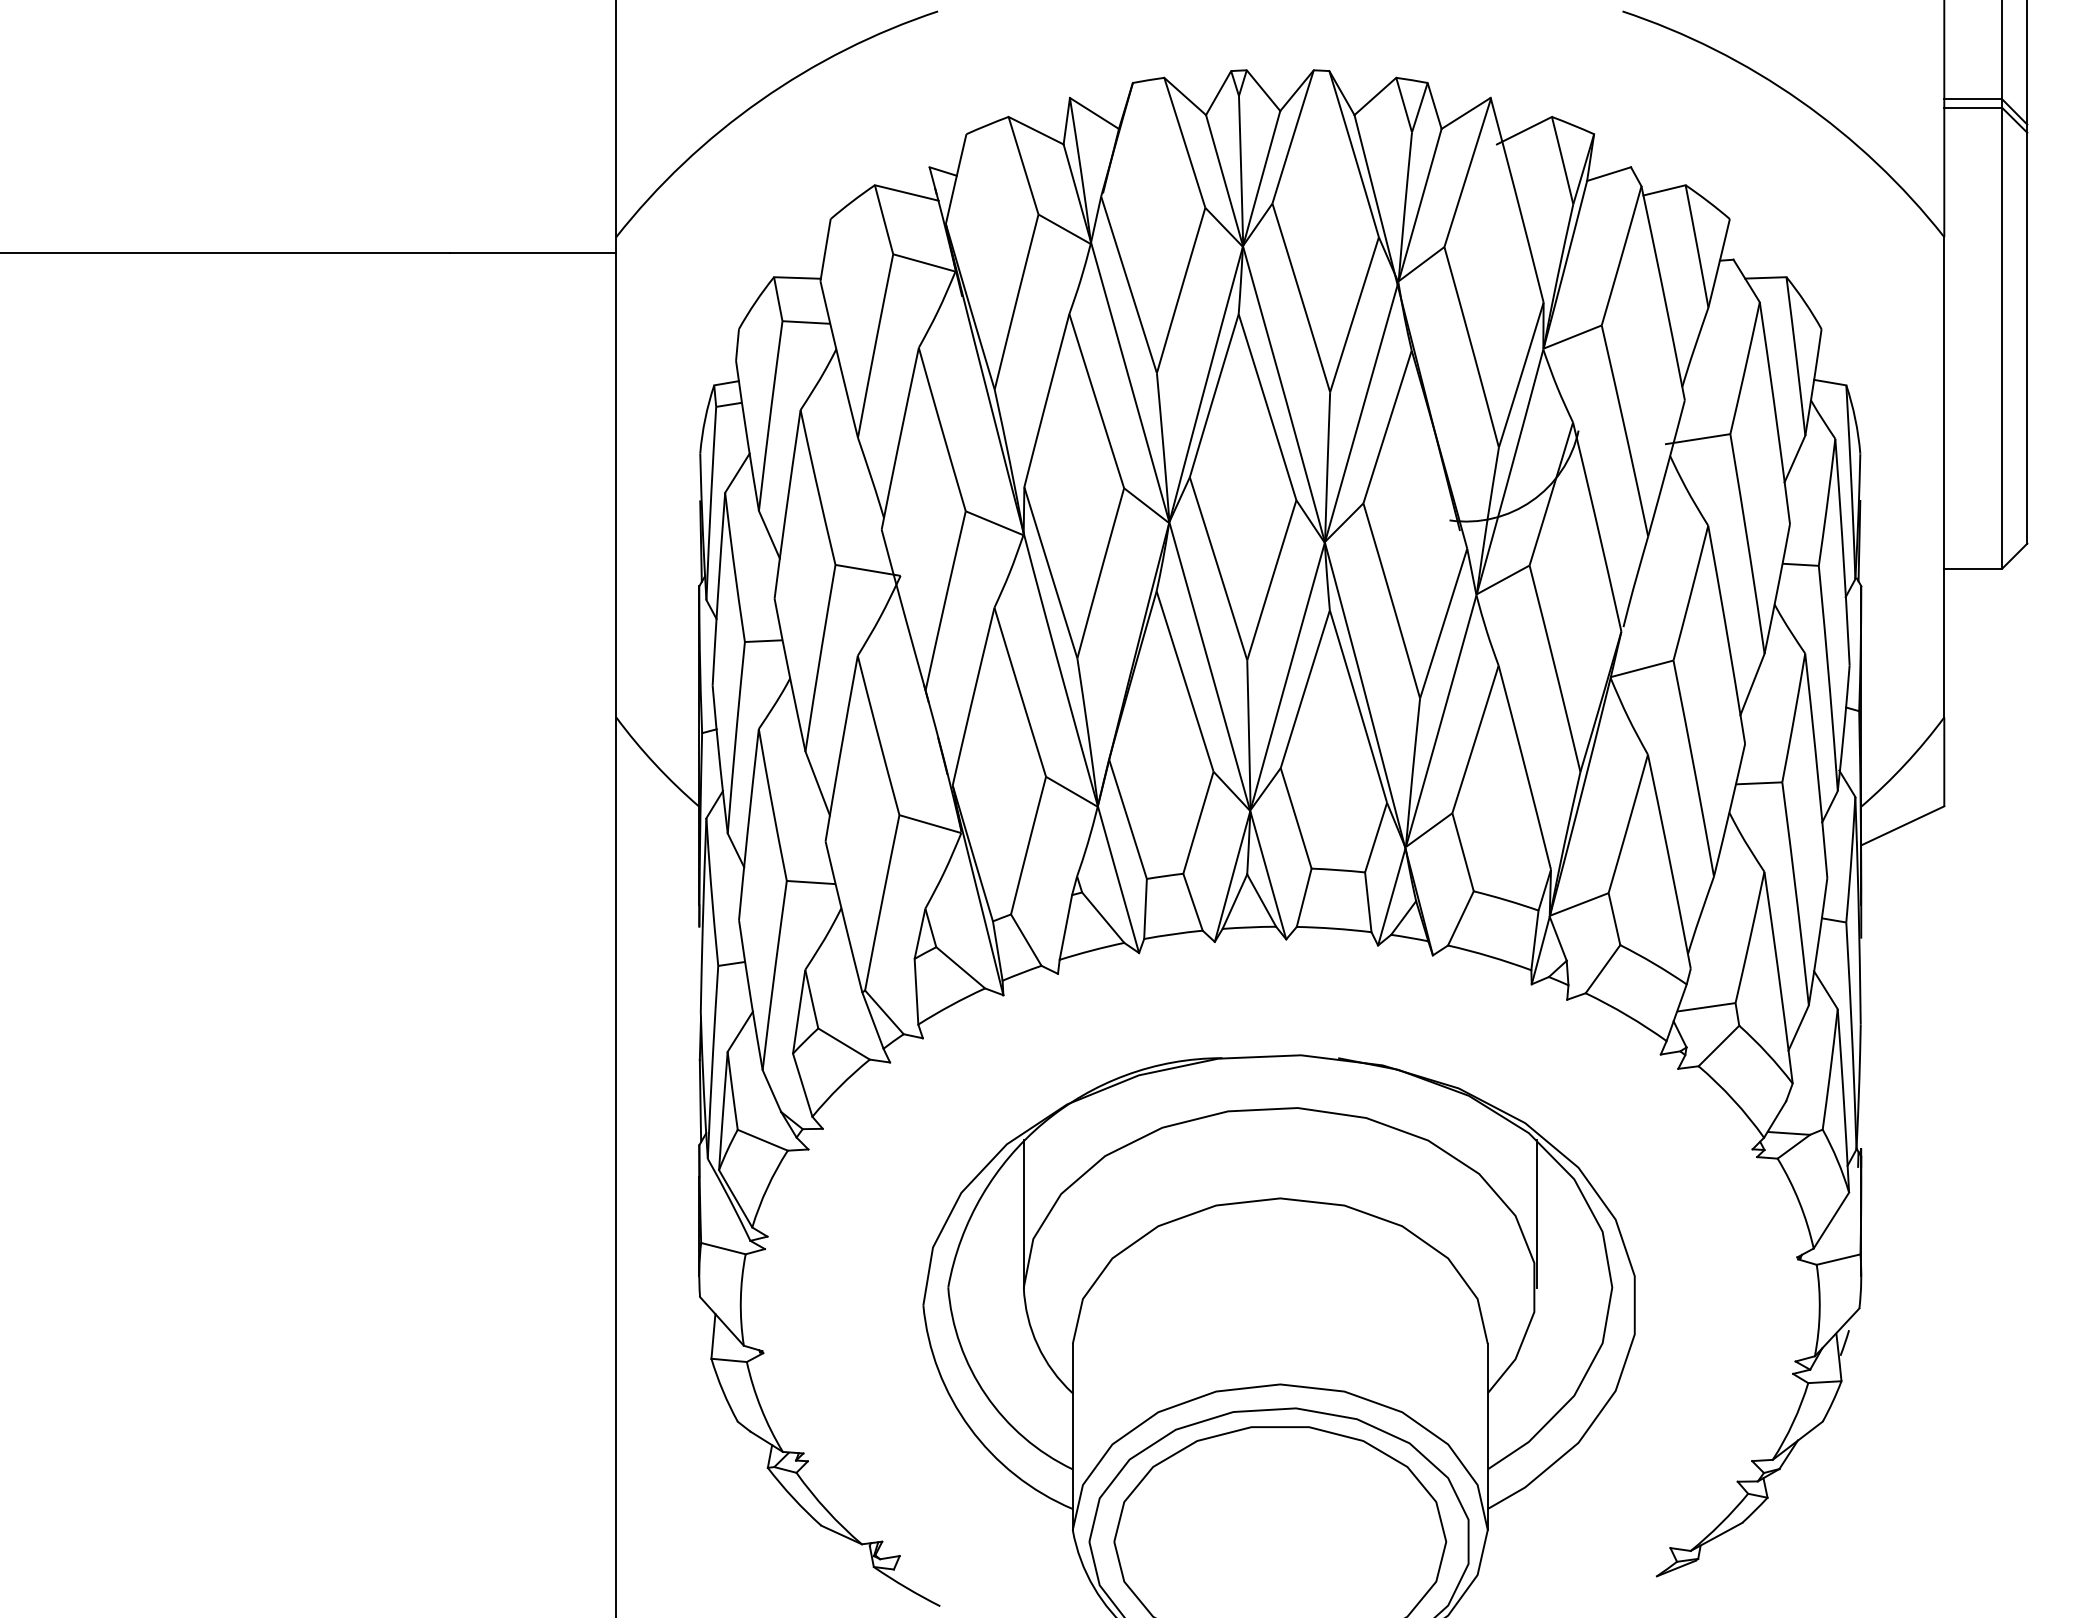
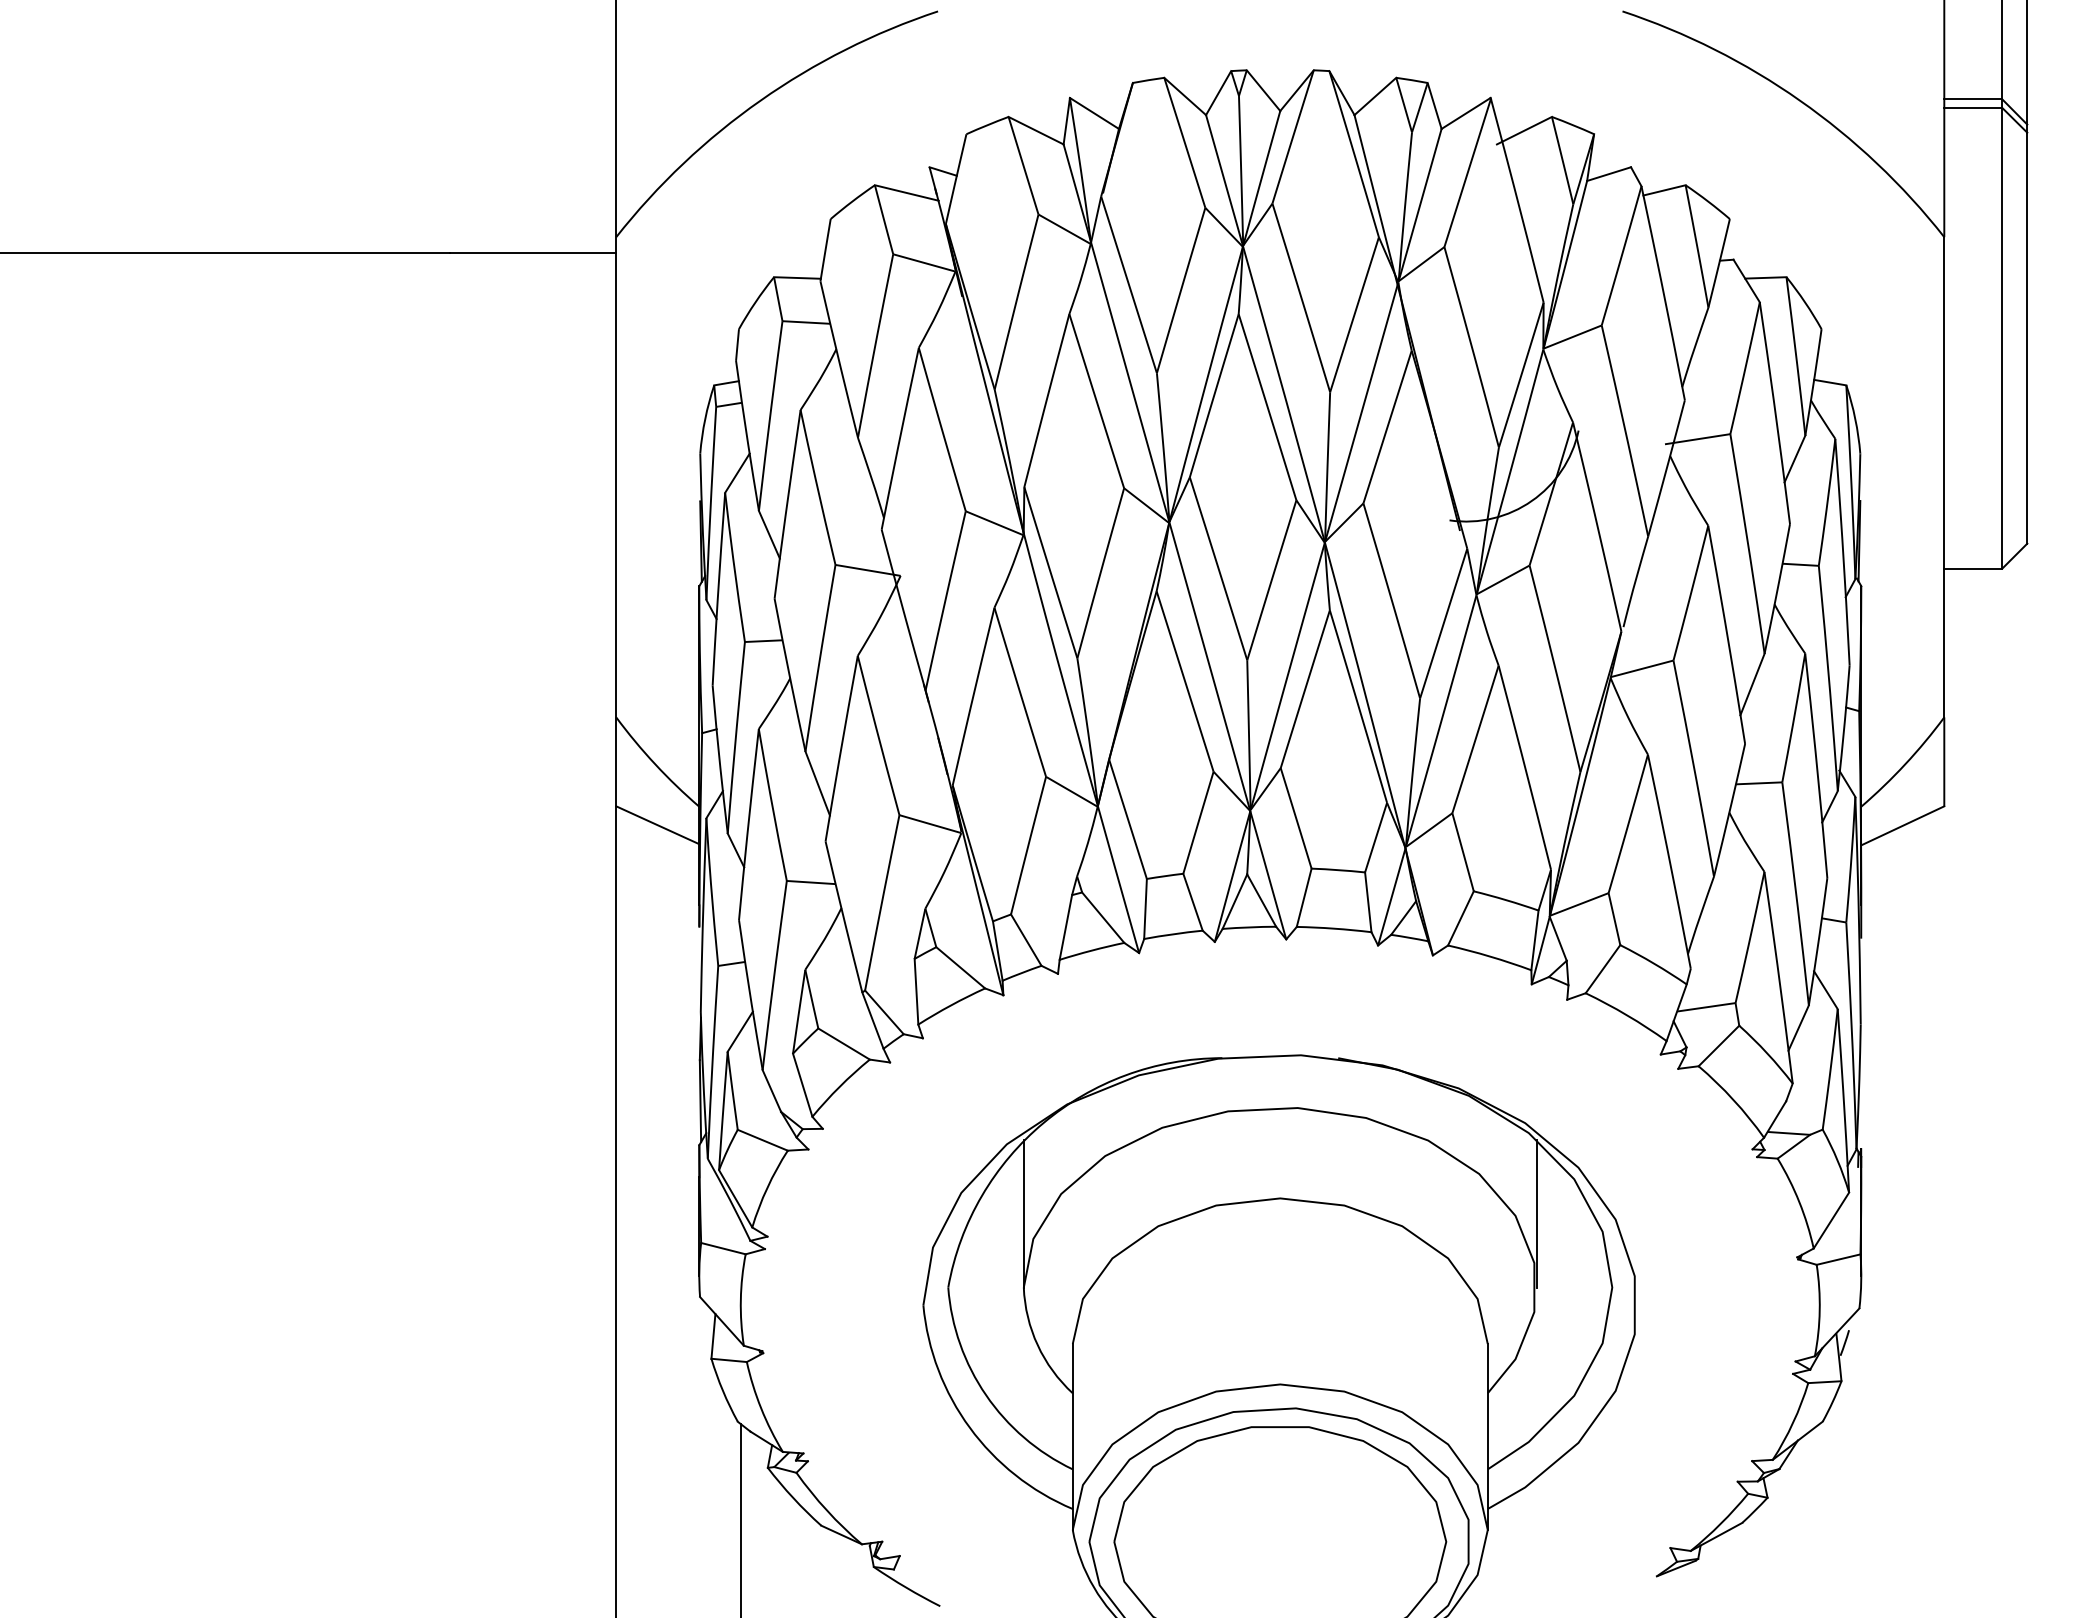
line: none -> present (657, 825)
line: none -> present (740, 1519)
